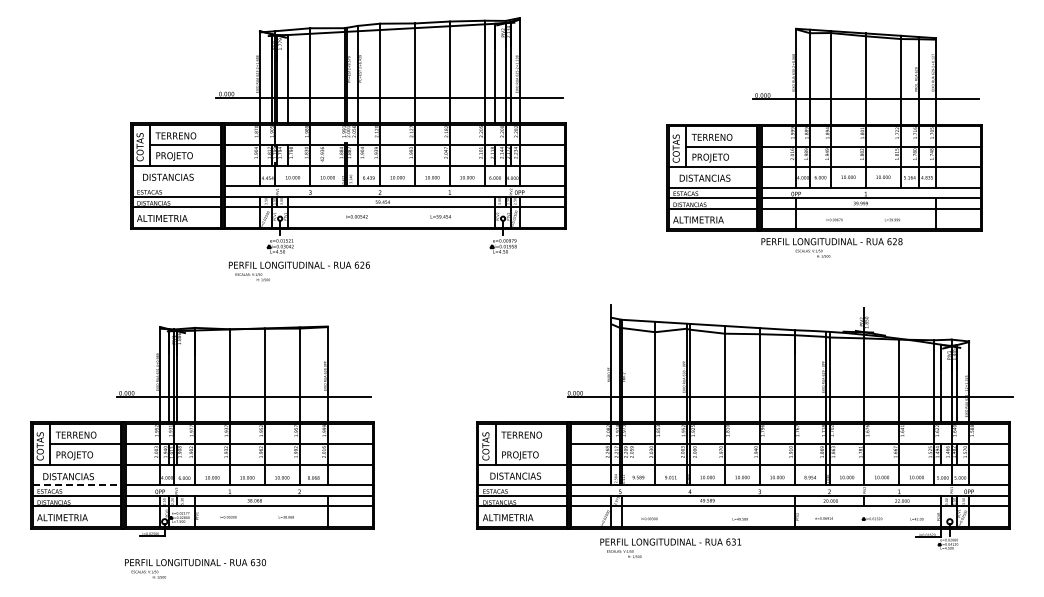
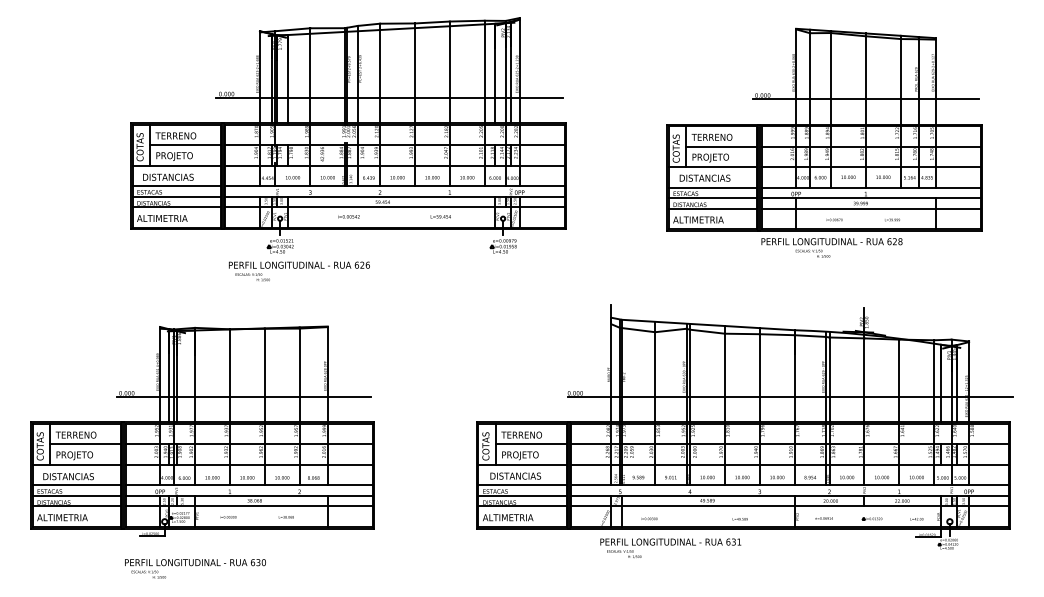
line: none -> present (176, 186)
text position: (356, 216) -> (348, 216) (348, 216)
line: none -> present (530, 444)
line: dashed -> solid (77, 485)
